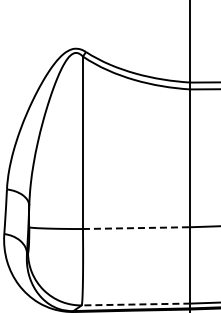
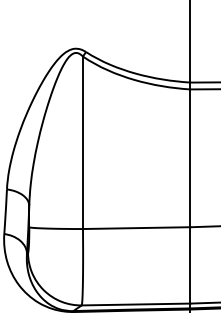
line: dashed -> solid (136, 228)
line: dashed -> solid (135, 304)
